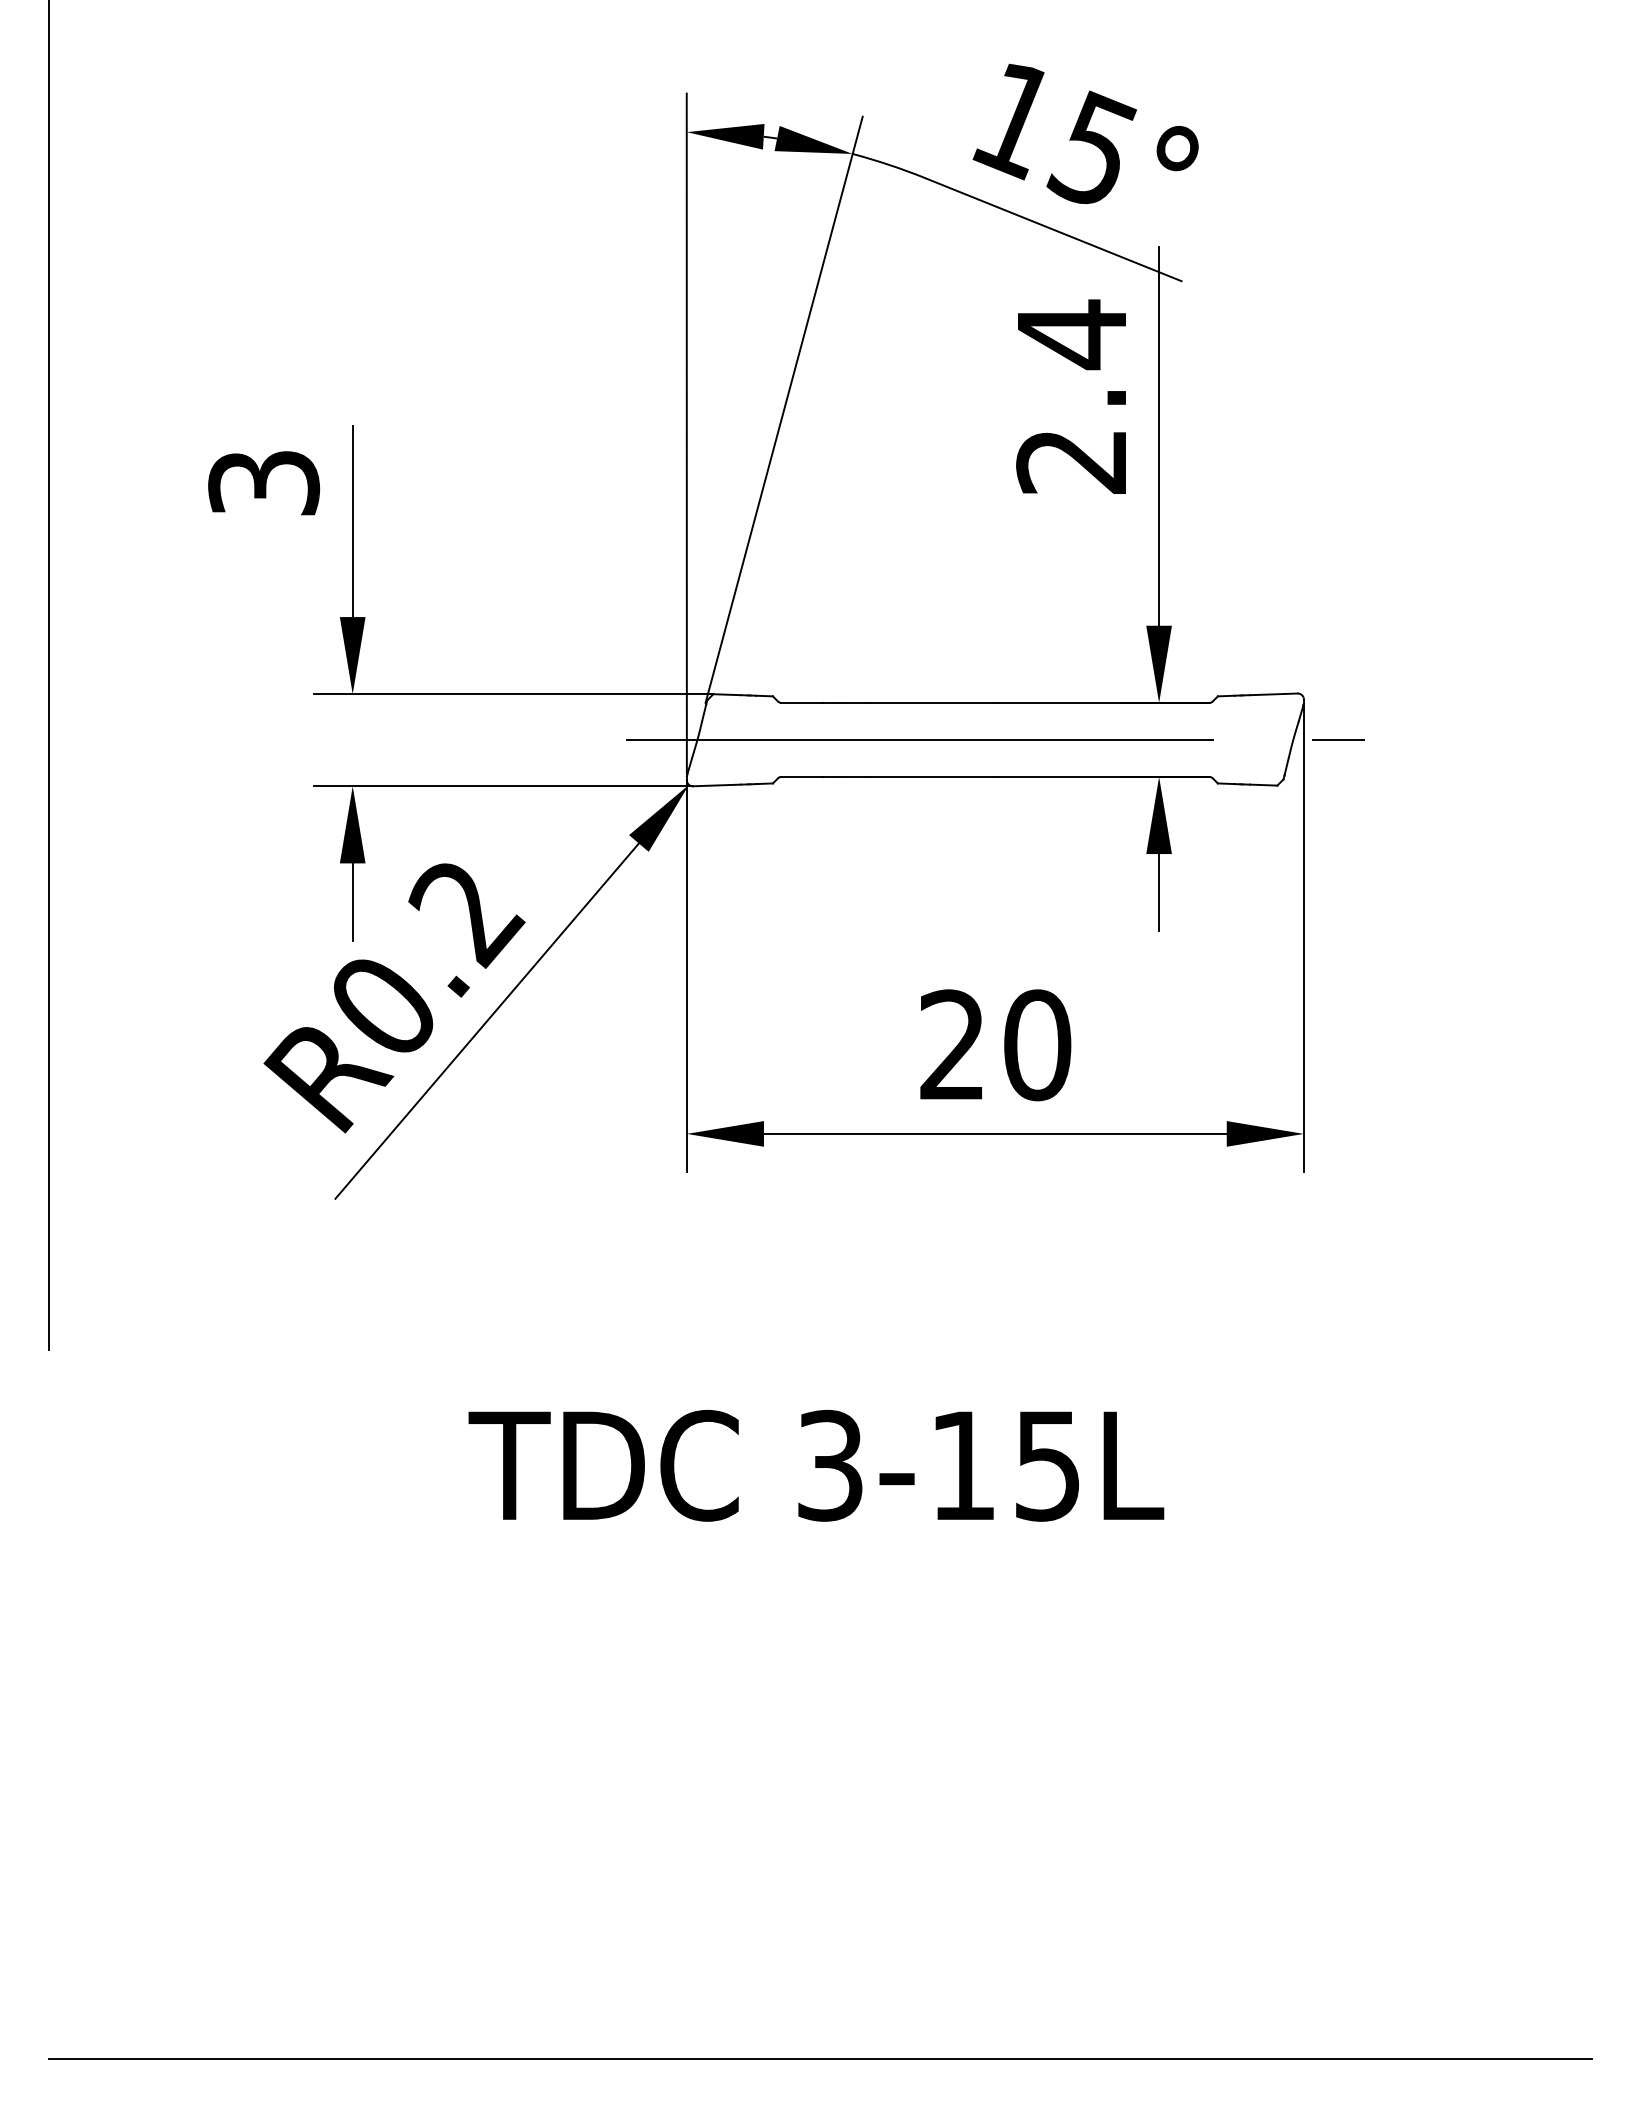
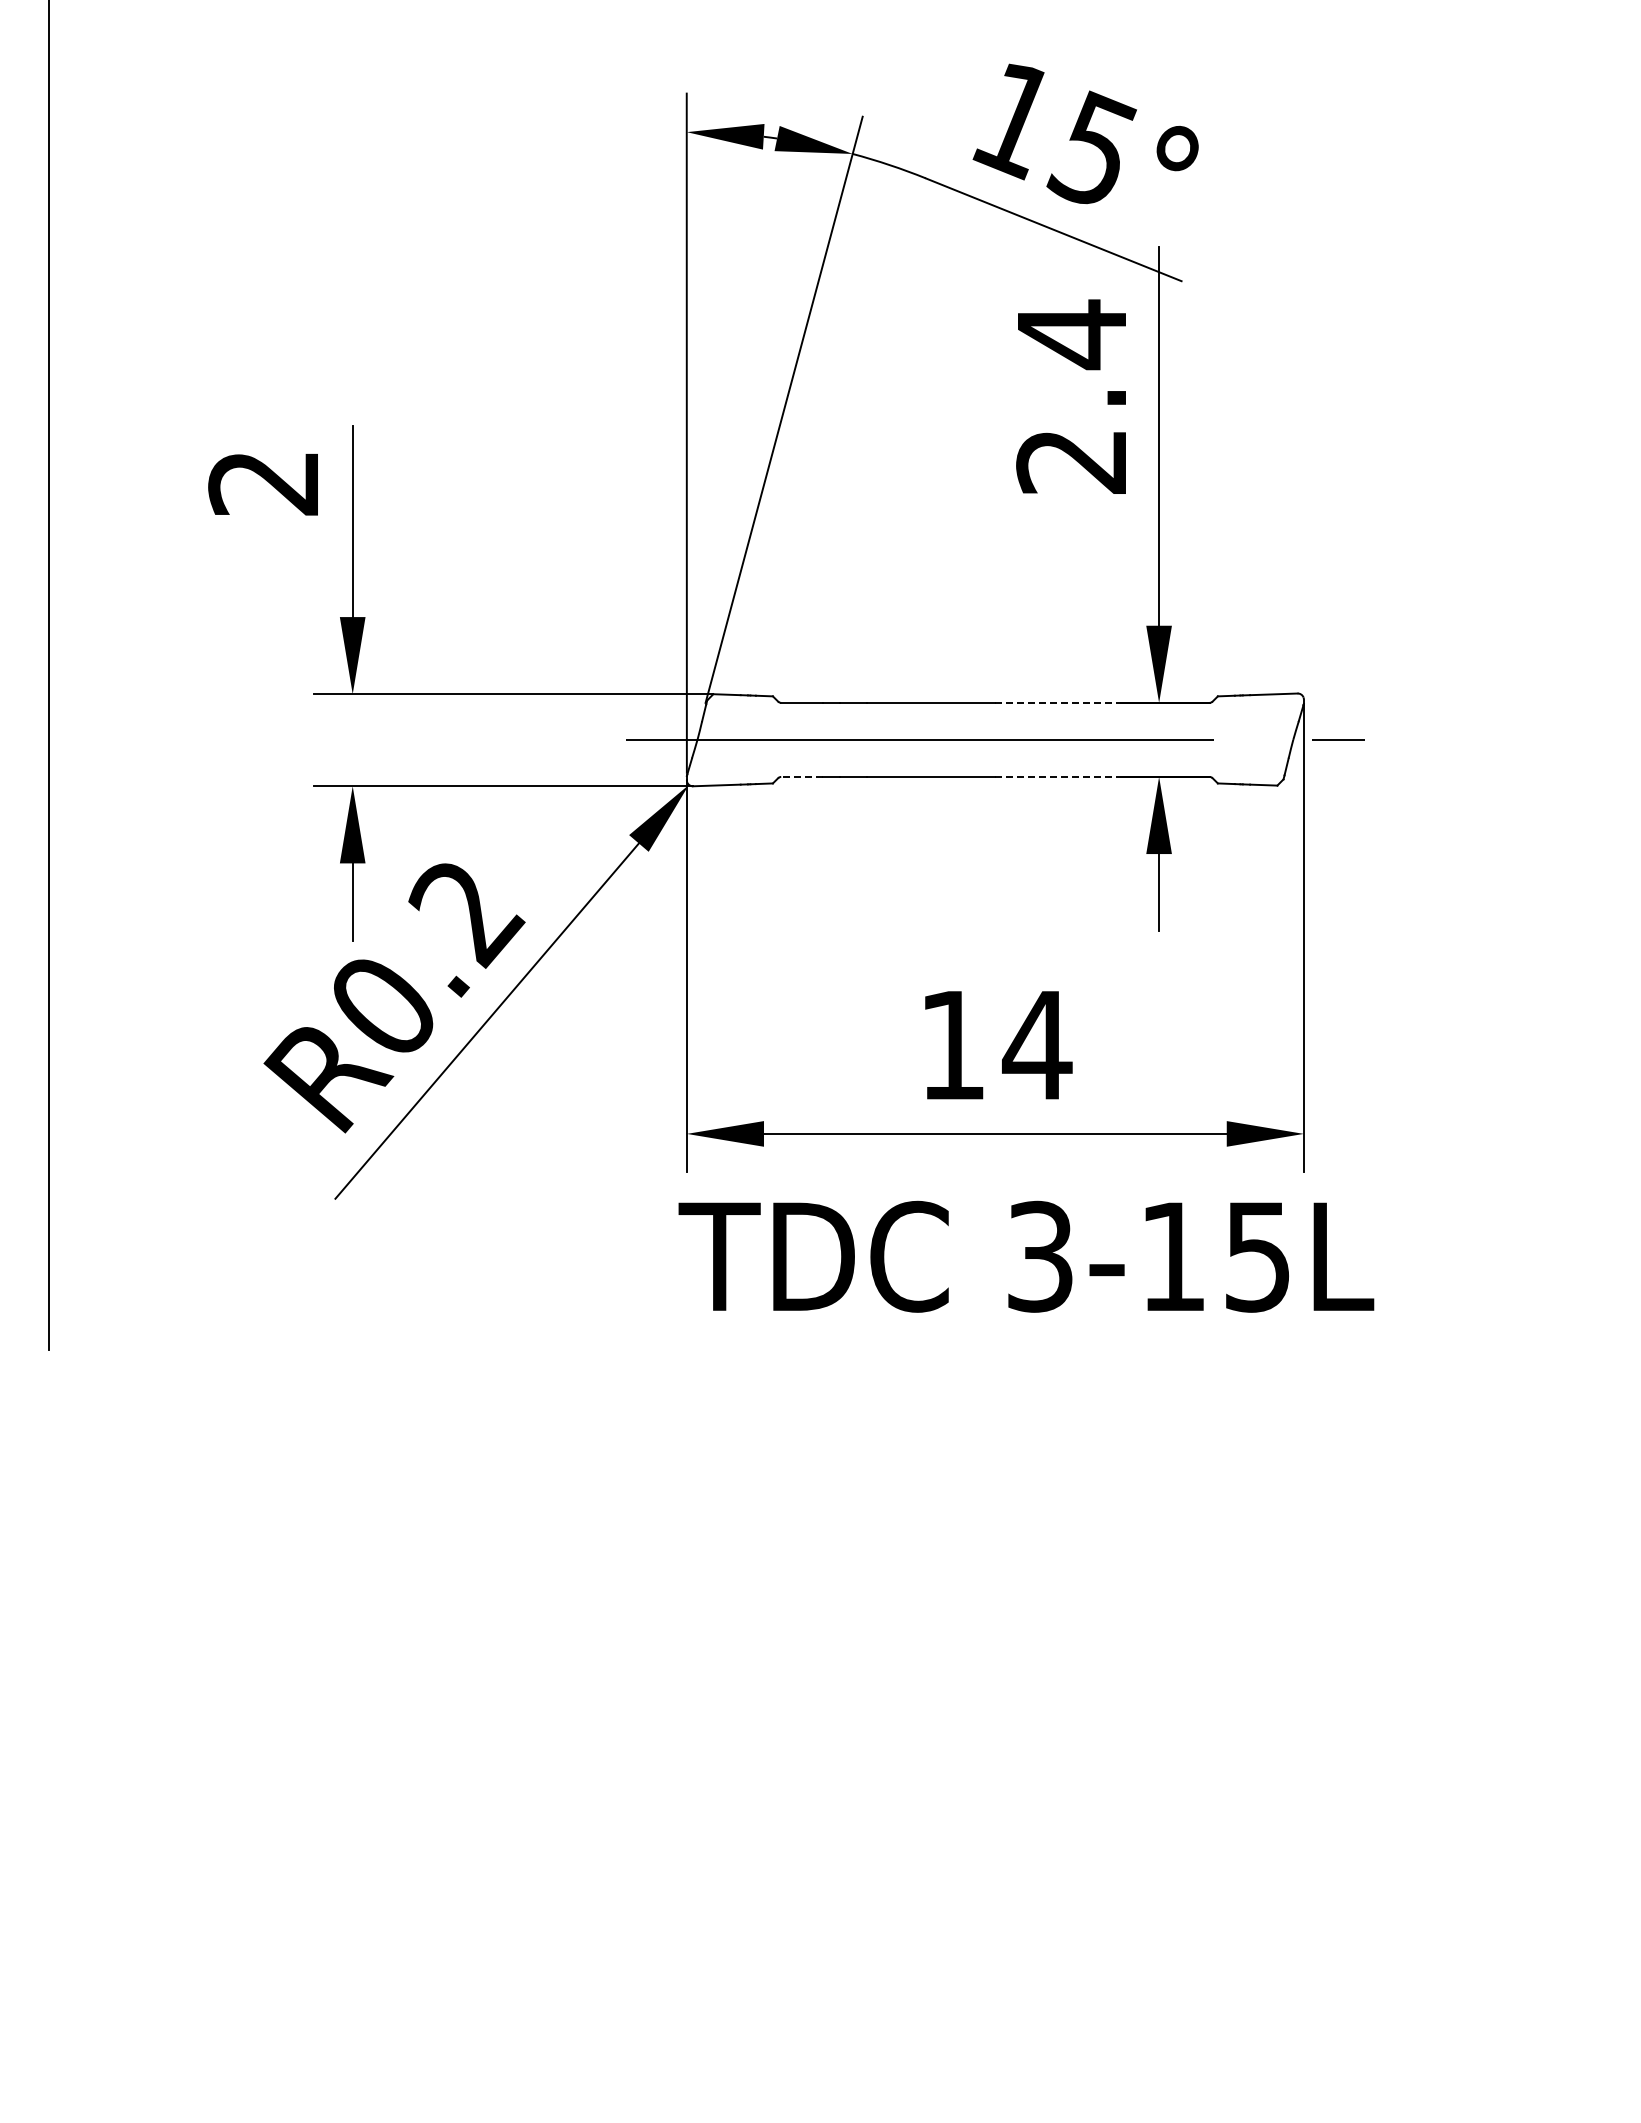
text: 3 -> 2 (264, 483)
line: solid -> dashed (1059, 702)
line: solid -> dashed (802, 776)
line: solid -> dashed (1059, 776)
text: 20 -> 14 (996, 1045)
text position: (816, 1465) -> (1026, 1256) (1026, 1256)
line: present -> none (820, 2059)
